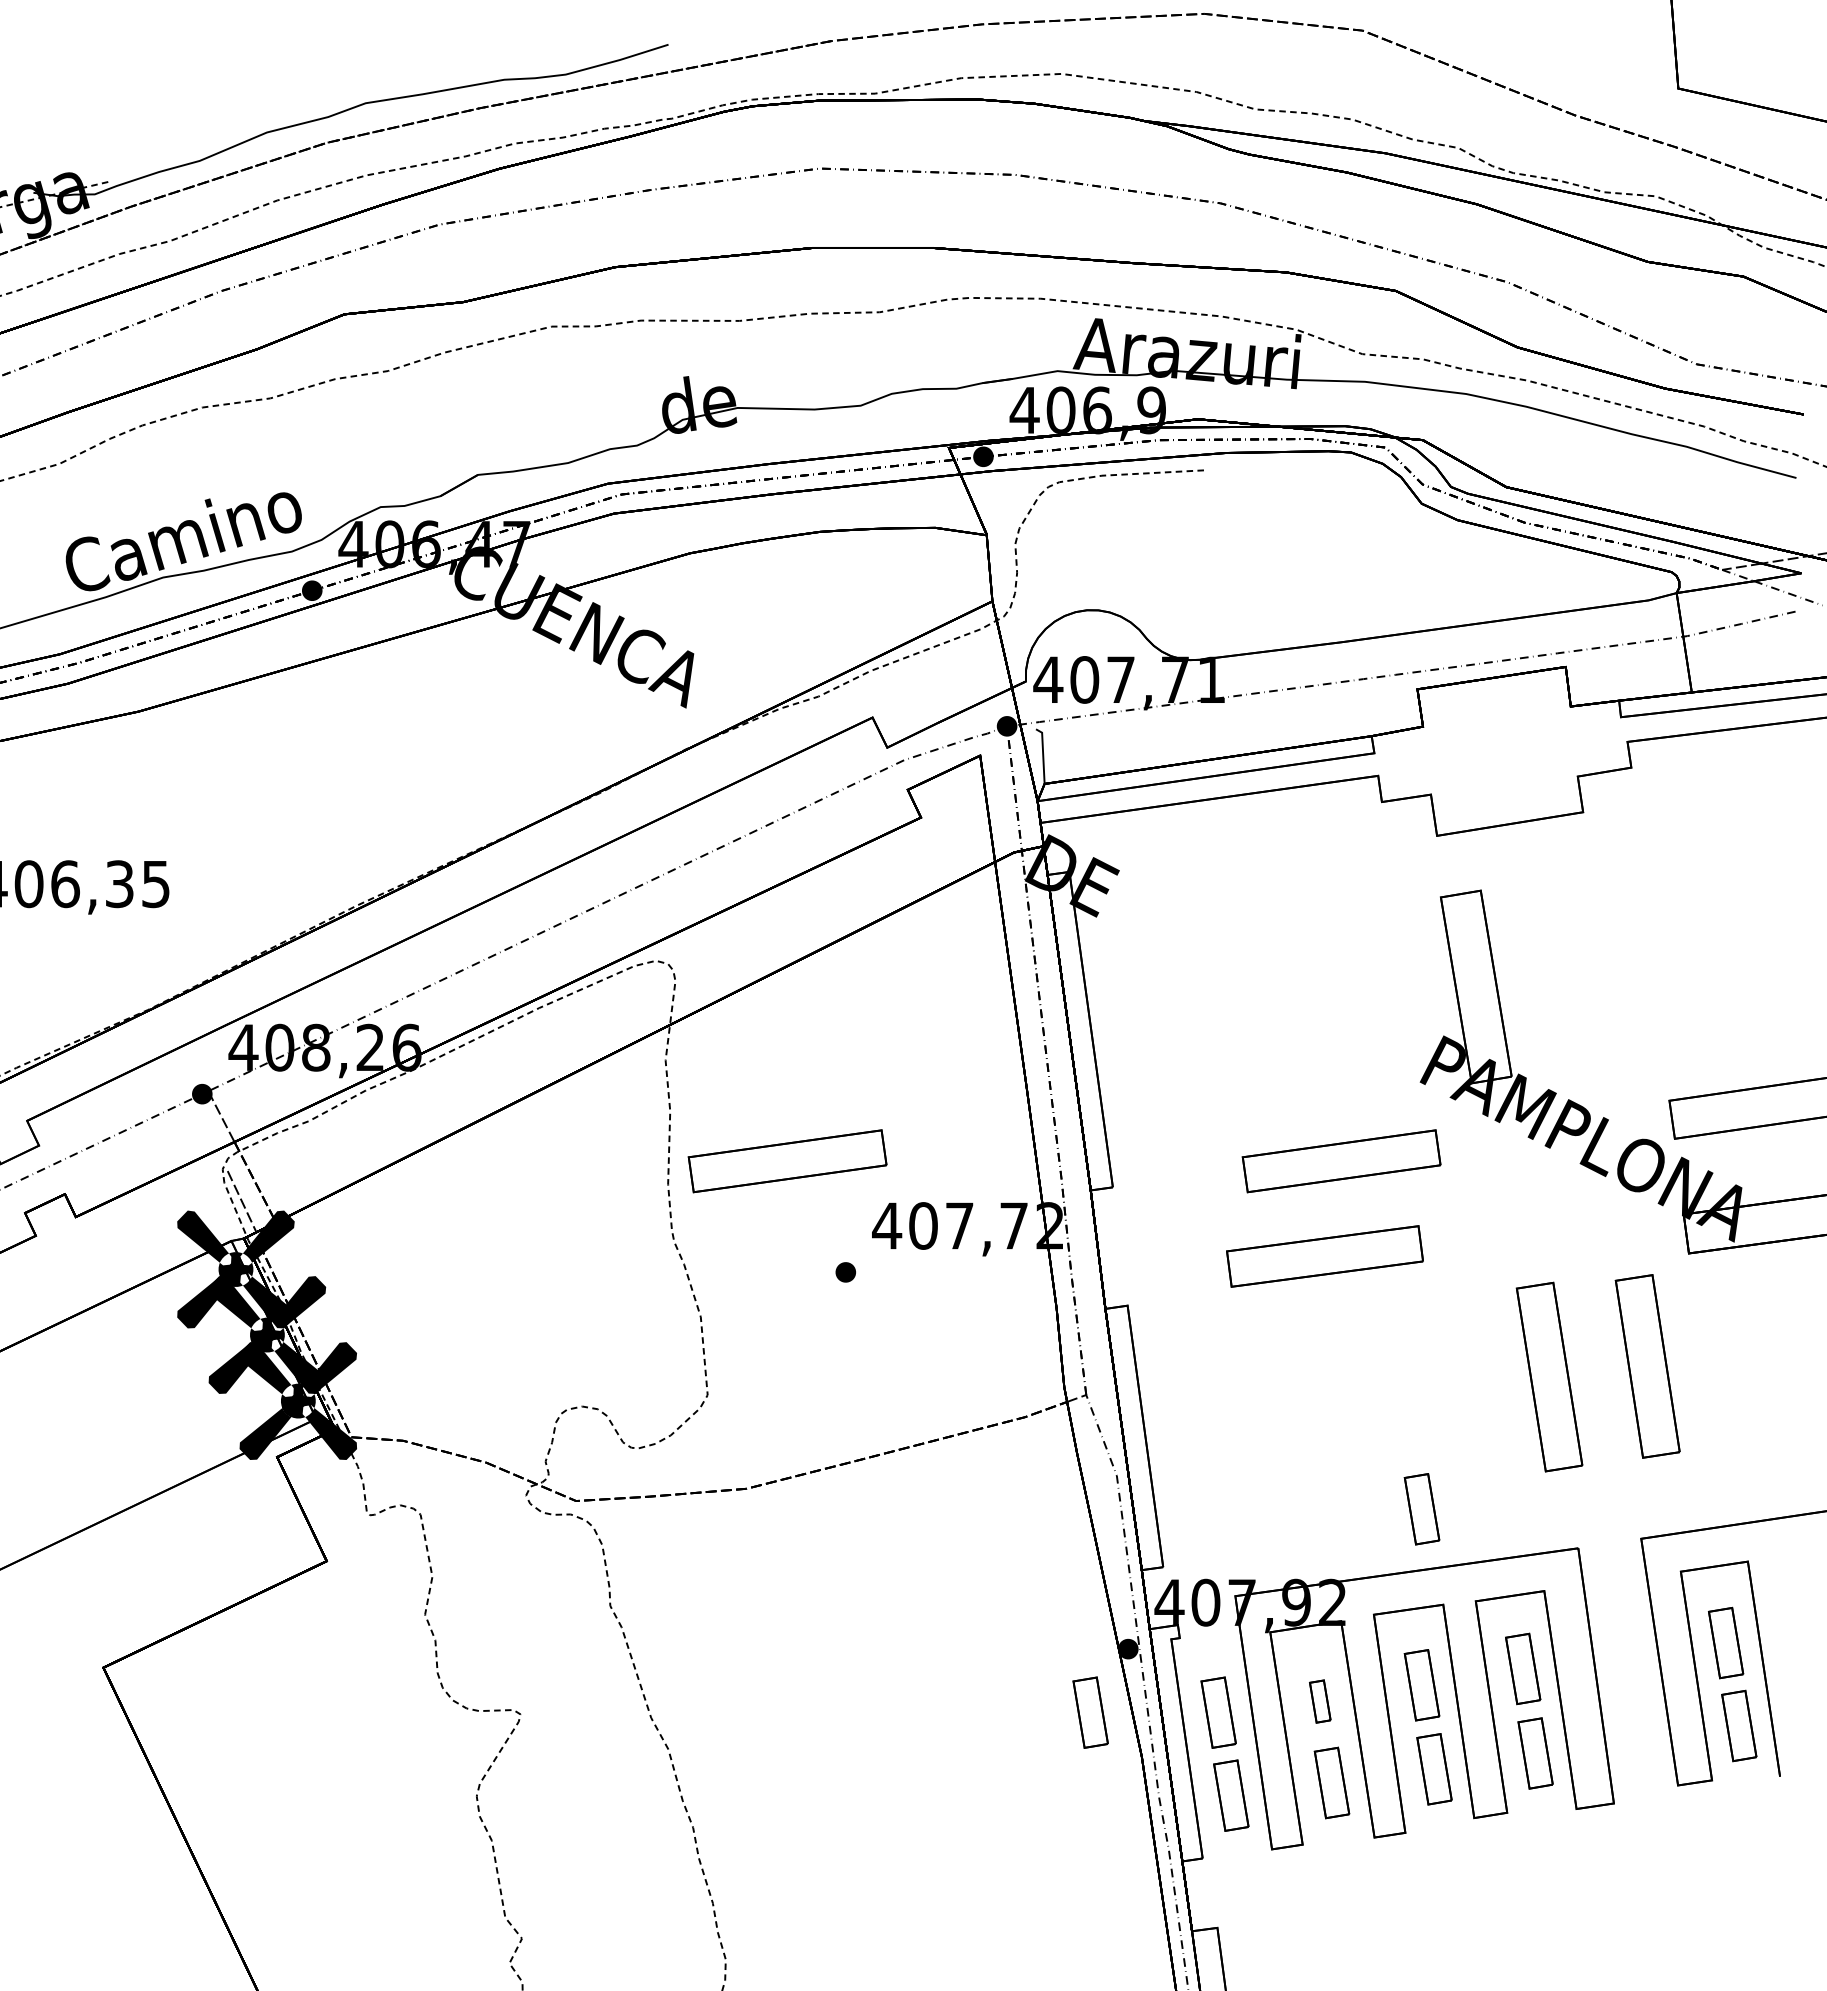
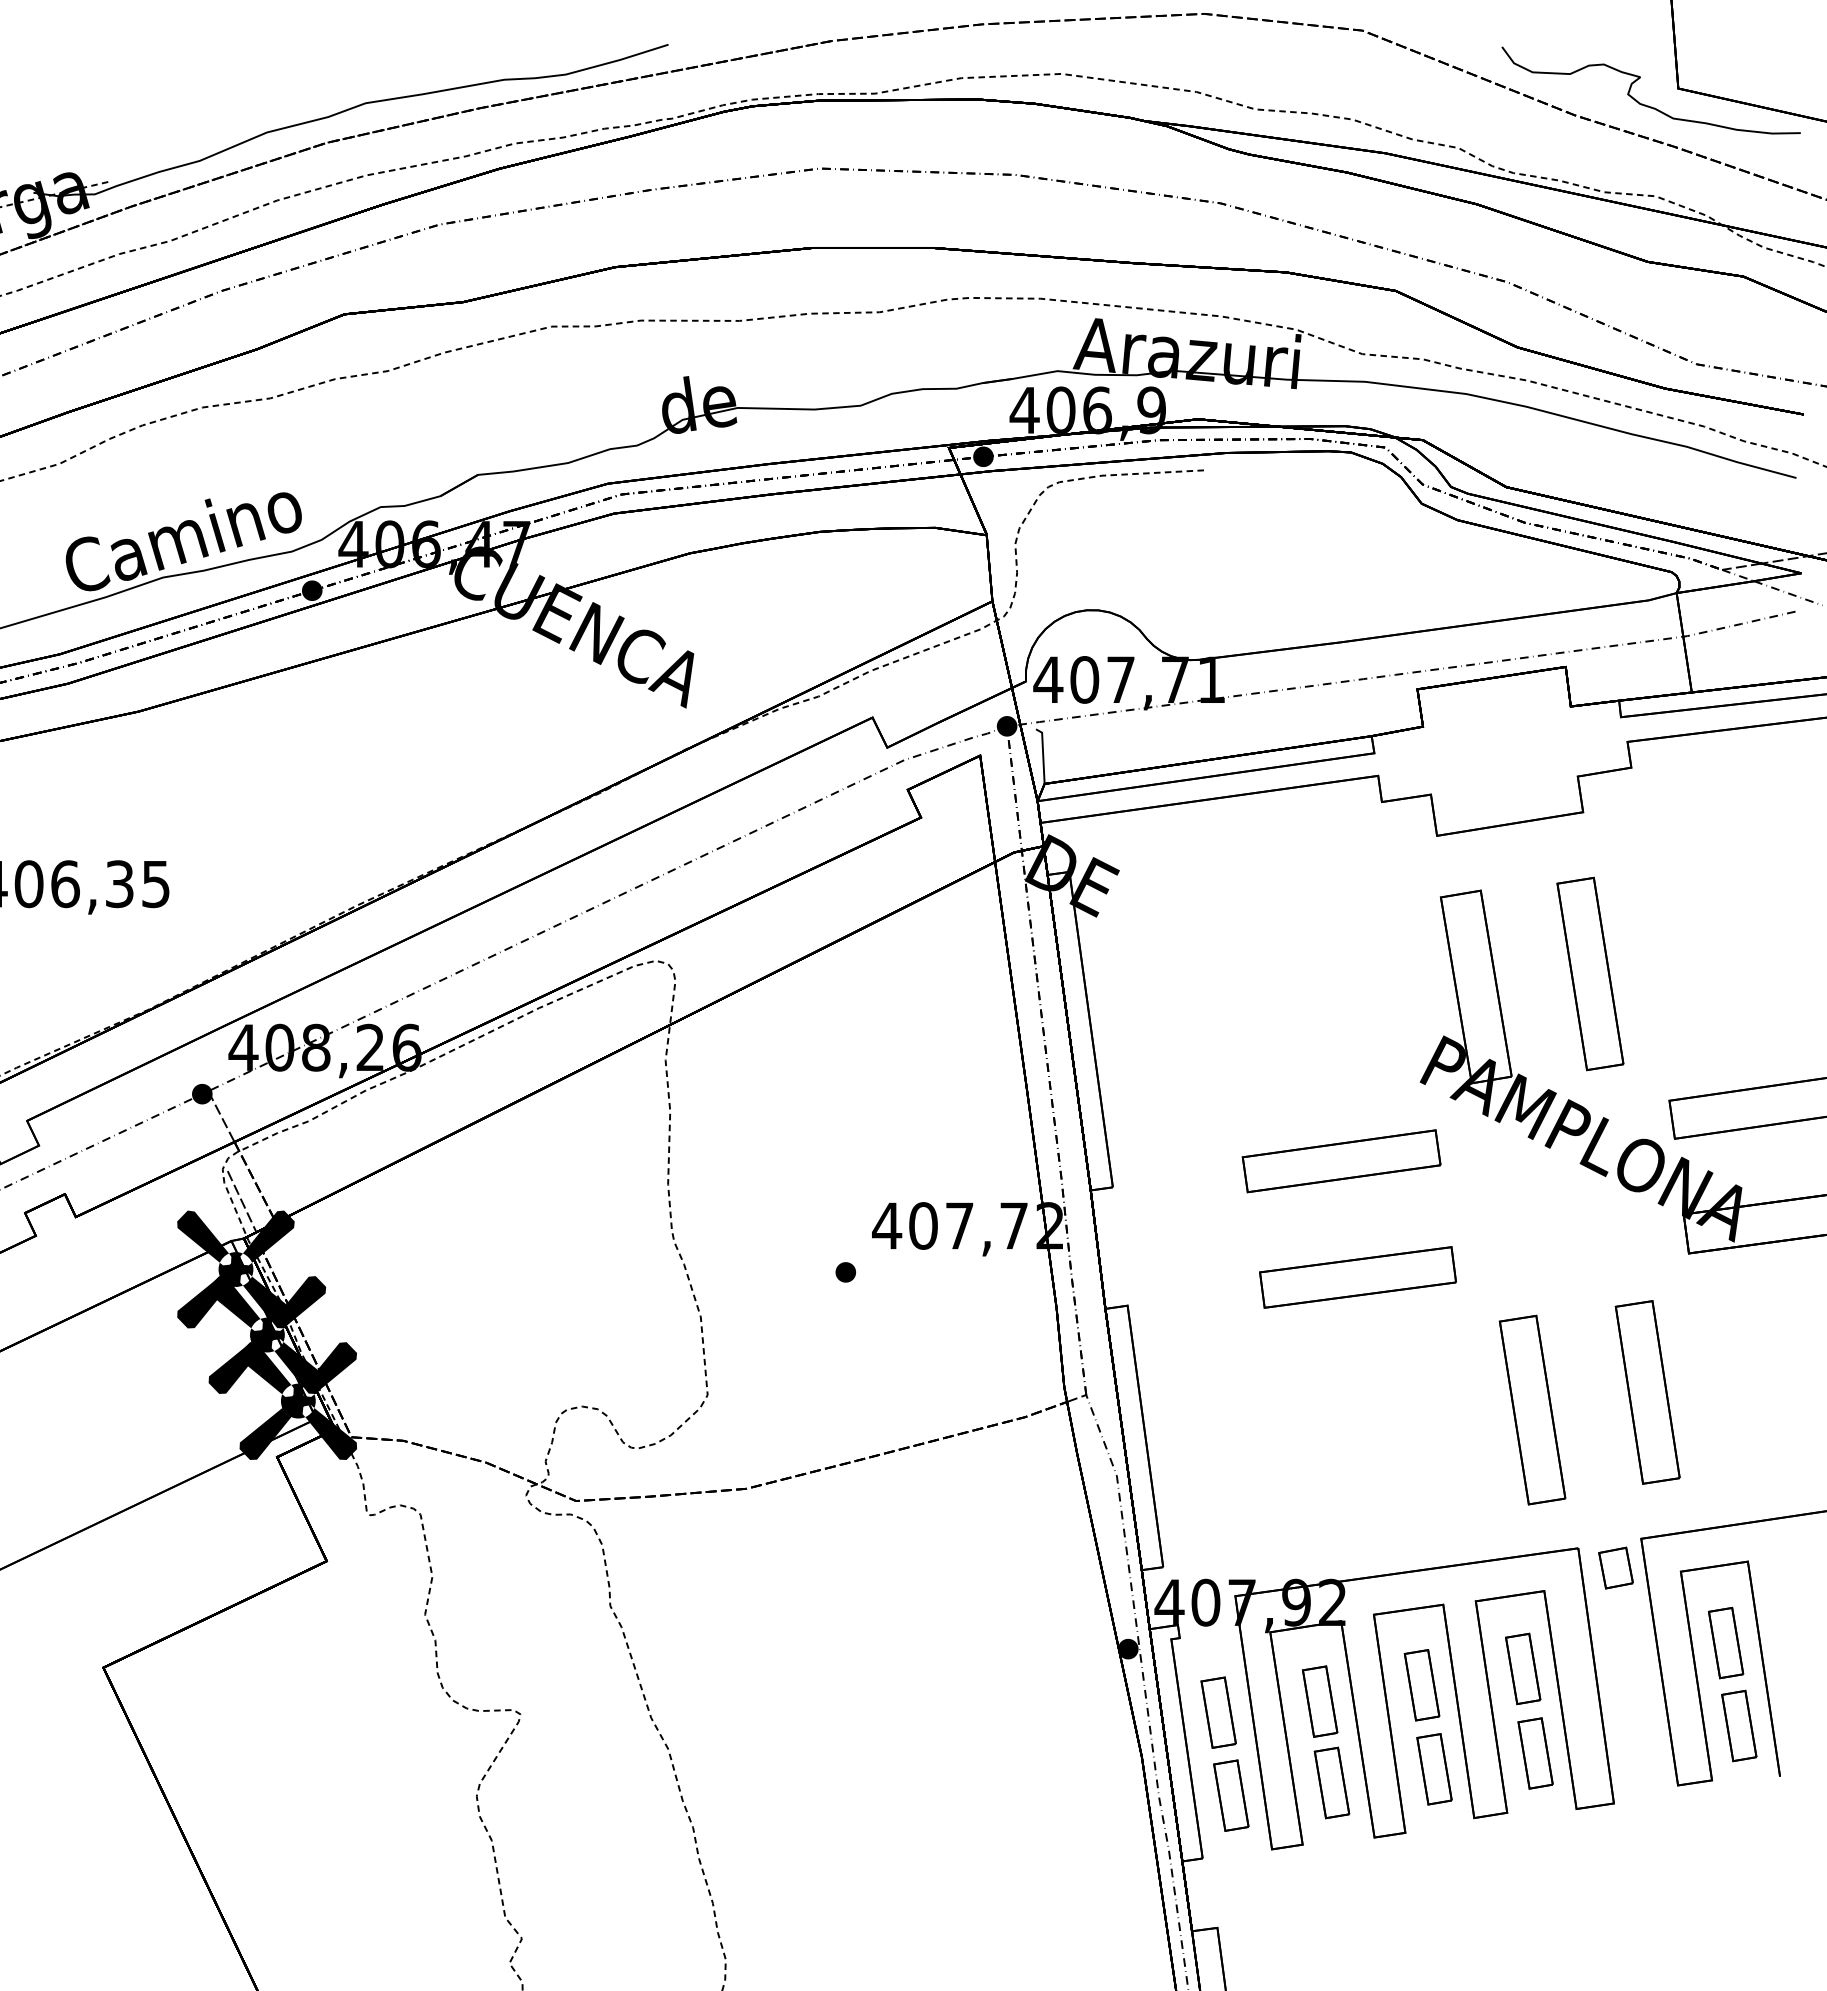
curve: none -> present (1645, 104)
part: none -> present (1590, 973)
part: present -> none (787, 1161)
part position: (1324, 1256) -> (1357, 1277) (1357, 1277)
part position: (1647, 1366) -> (1647, 1392) (1647, 1392)
part position: (1549, 1376) -> (1532, 1409) (1532, 1409)
part: present -> none (1421, 1509)
part: none -> present (1615, 1567)
part size: 23x45 px -> 37x73 px (1320, 1701)
part: present -> none (1090, 1712)
